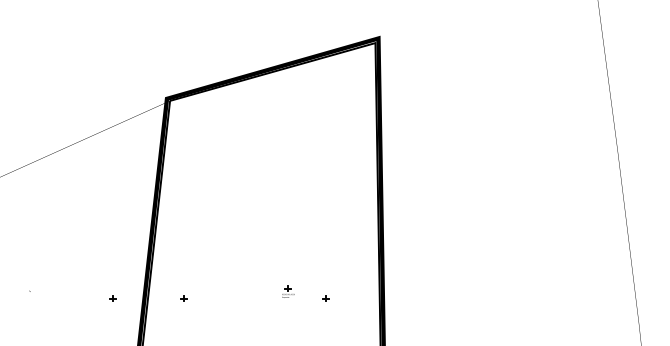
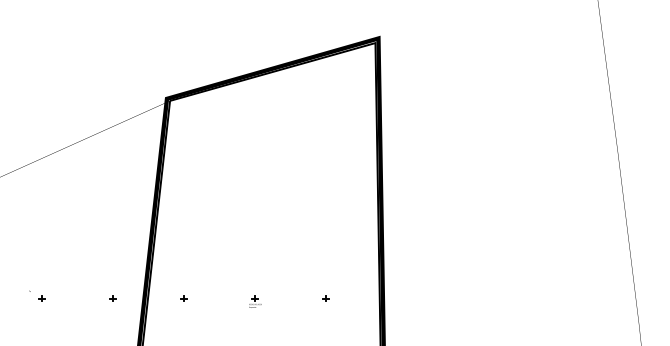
part position: (288, 291) -> (255, 301) (255, 301)
part: none -> present (41, 298)
